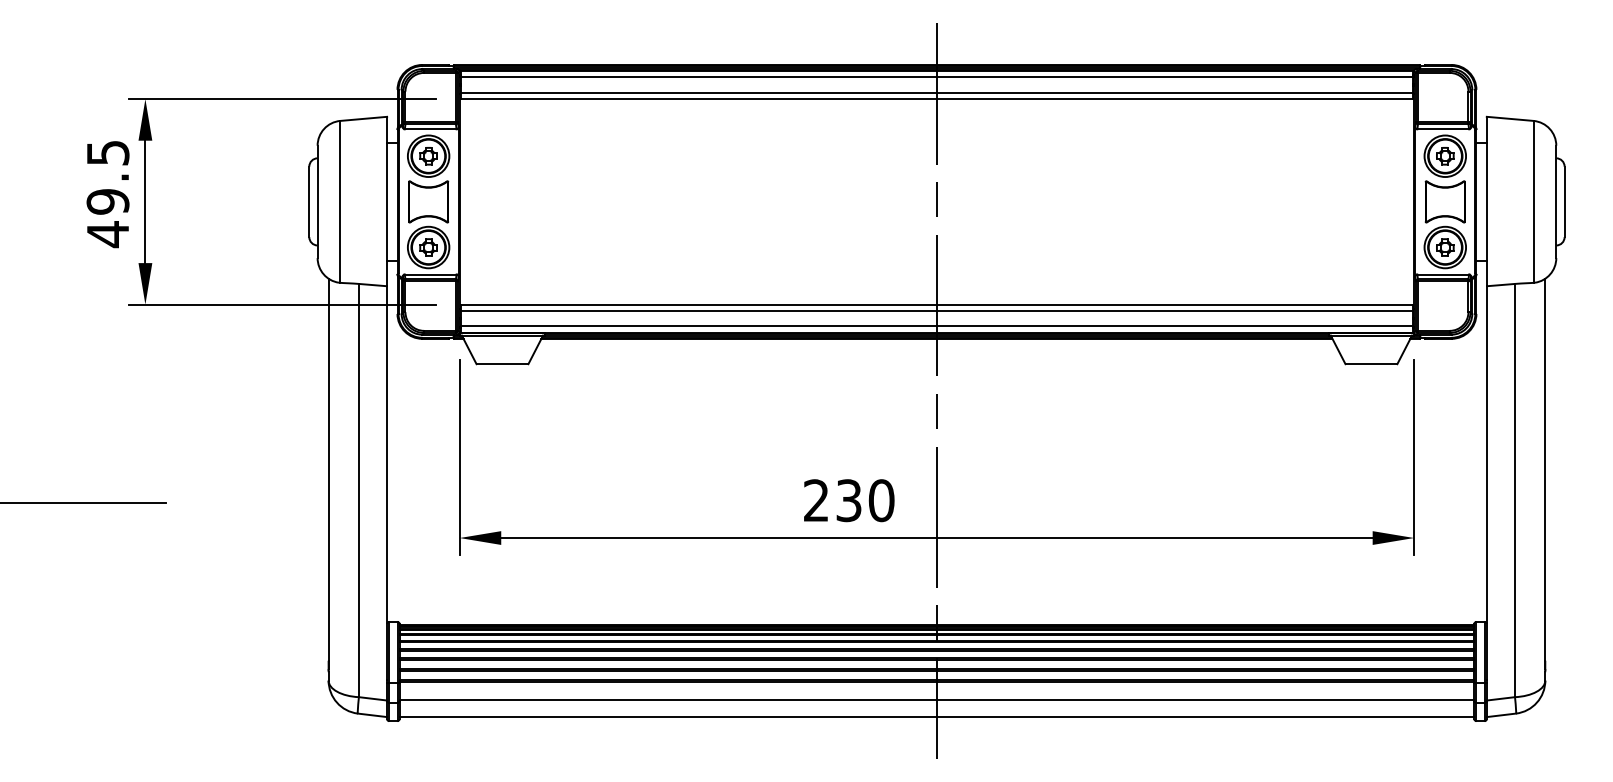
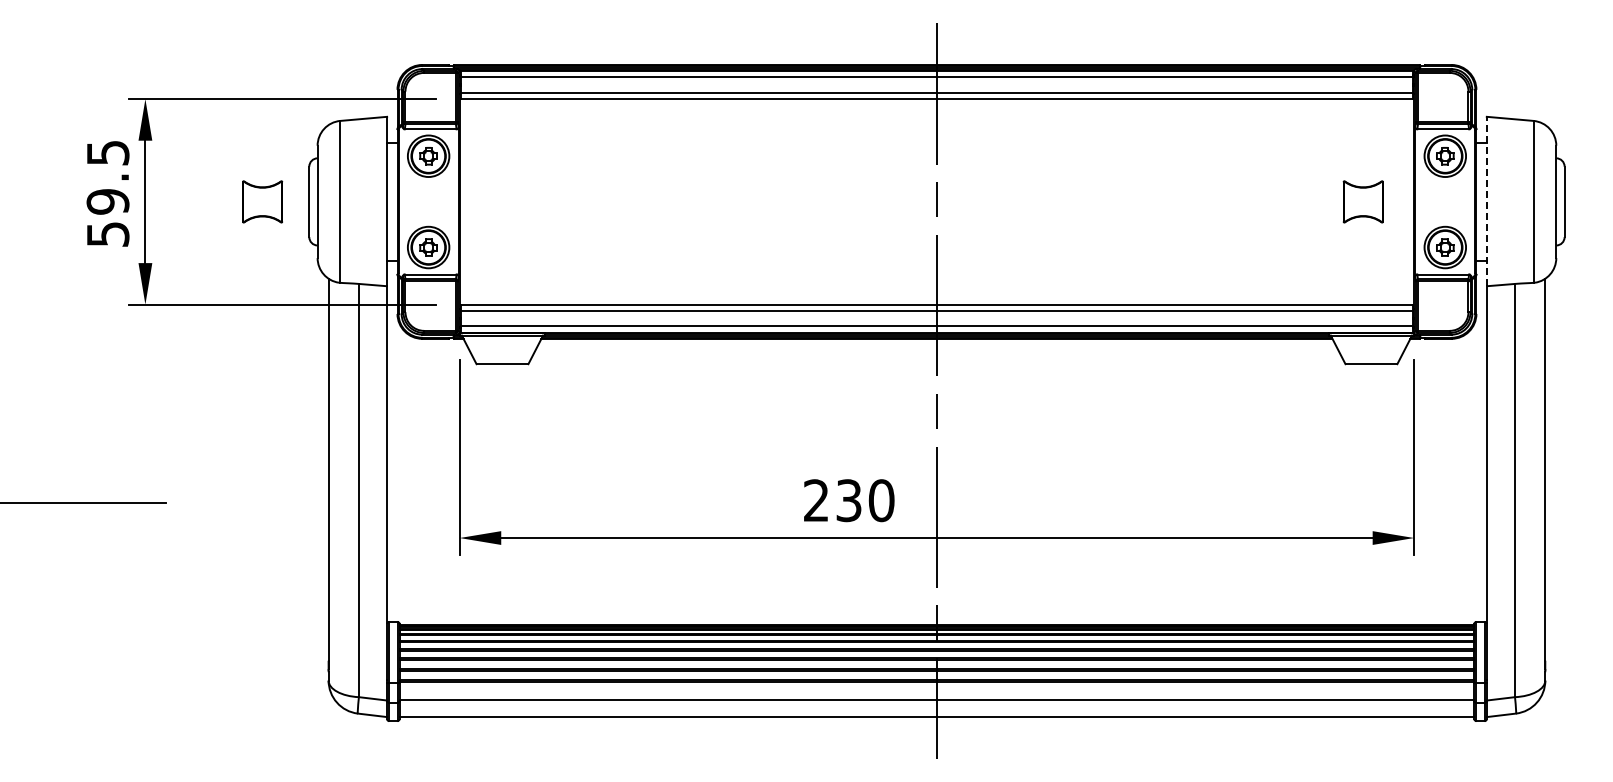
part position: (428, 201) -> (262, 201) (262, 201)
part position: (1444, 201) -> (1362, 201) (1362, 201)
line: solid -> dashed (1486, 201)
text: 49.5 -> 59.5 (108, 234)
